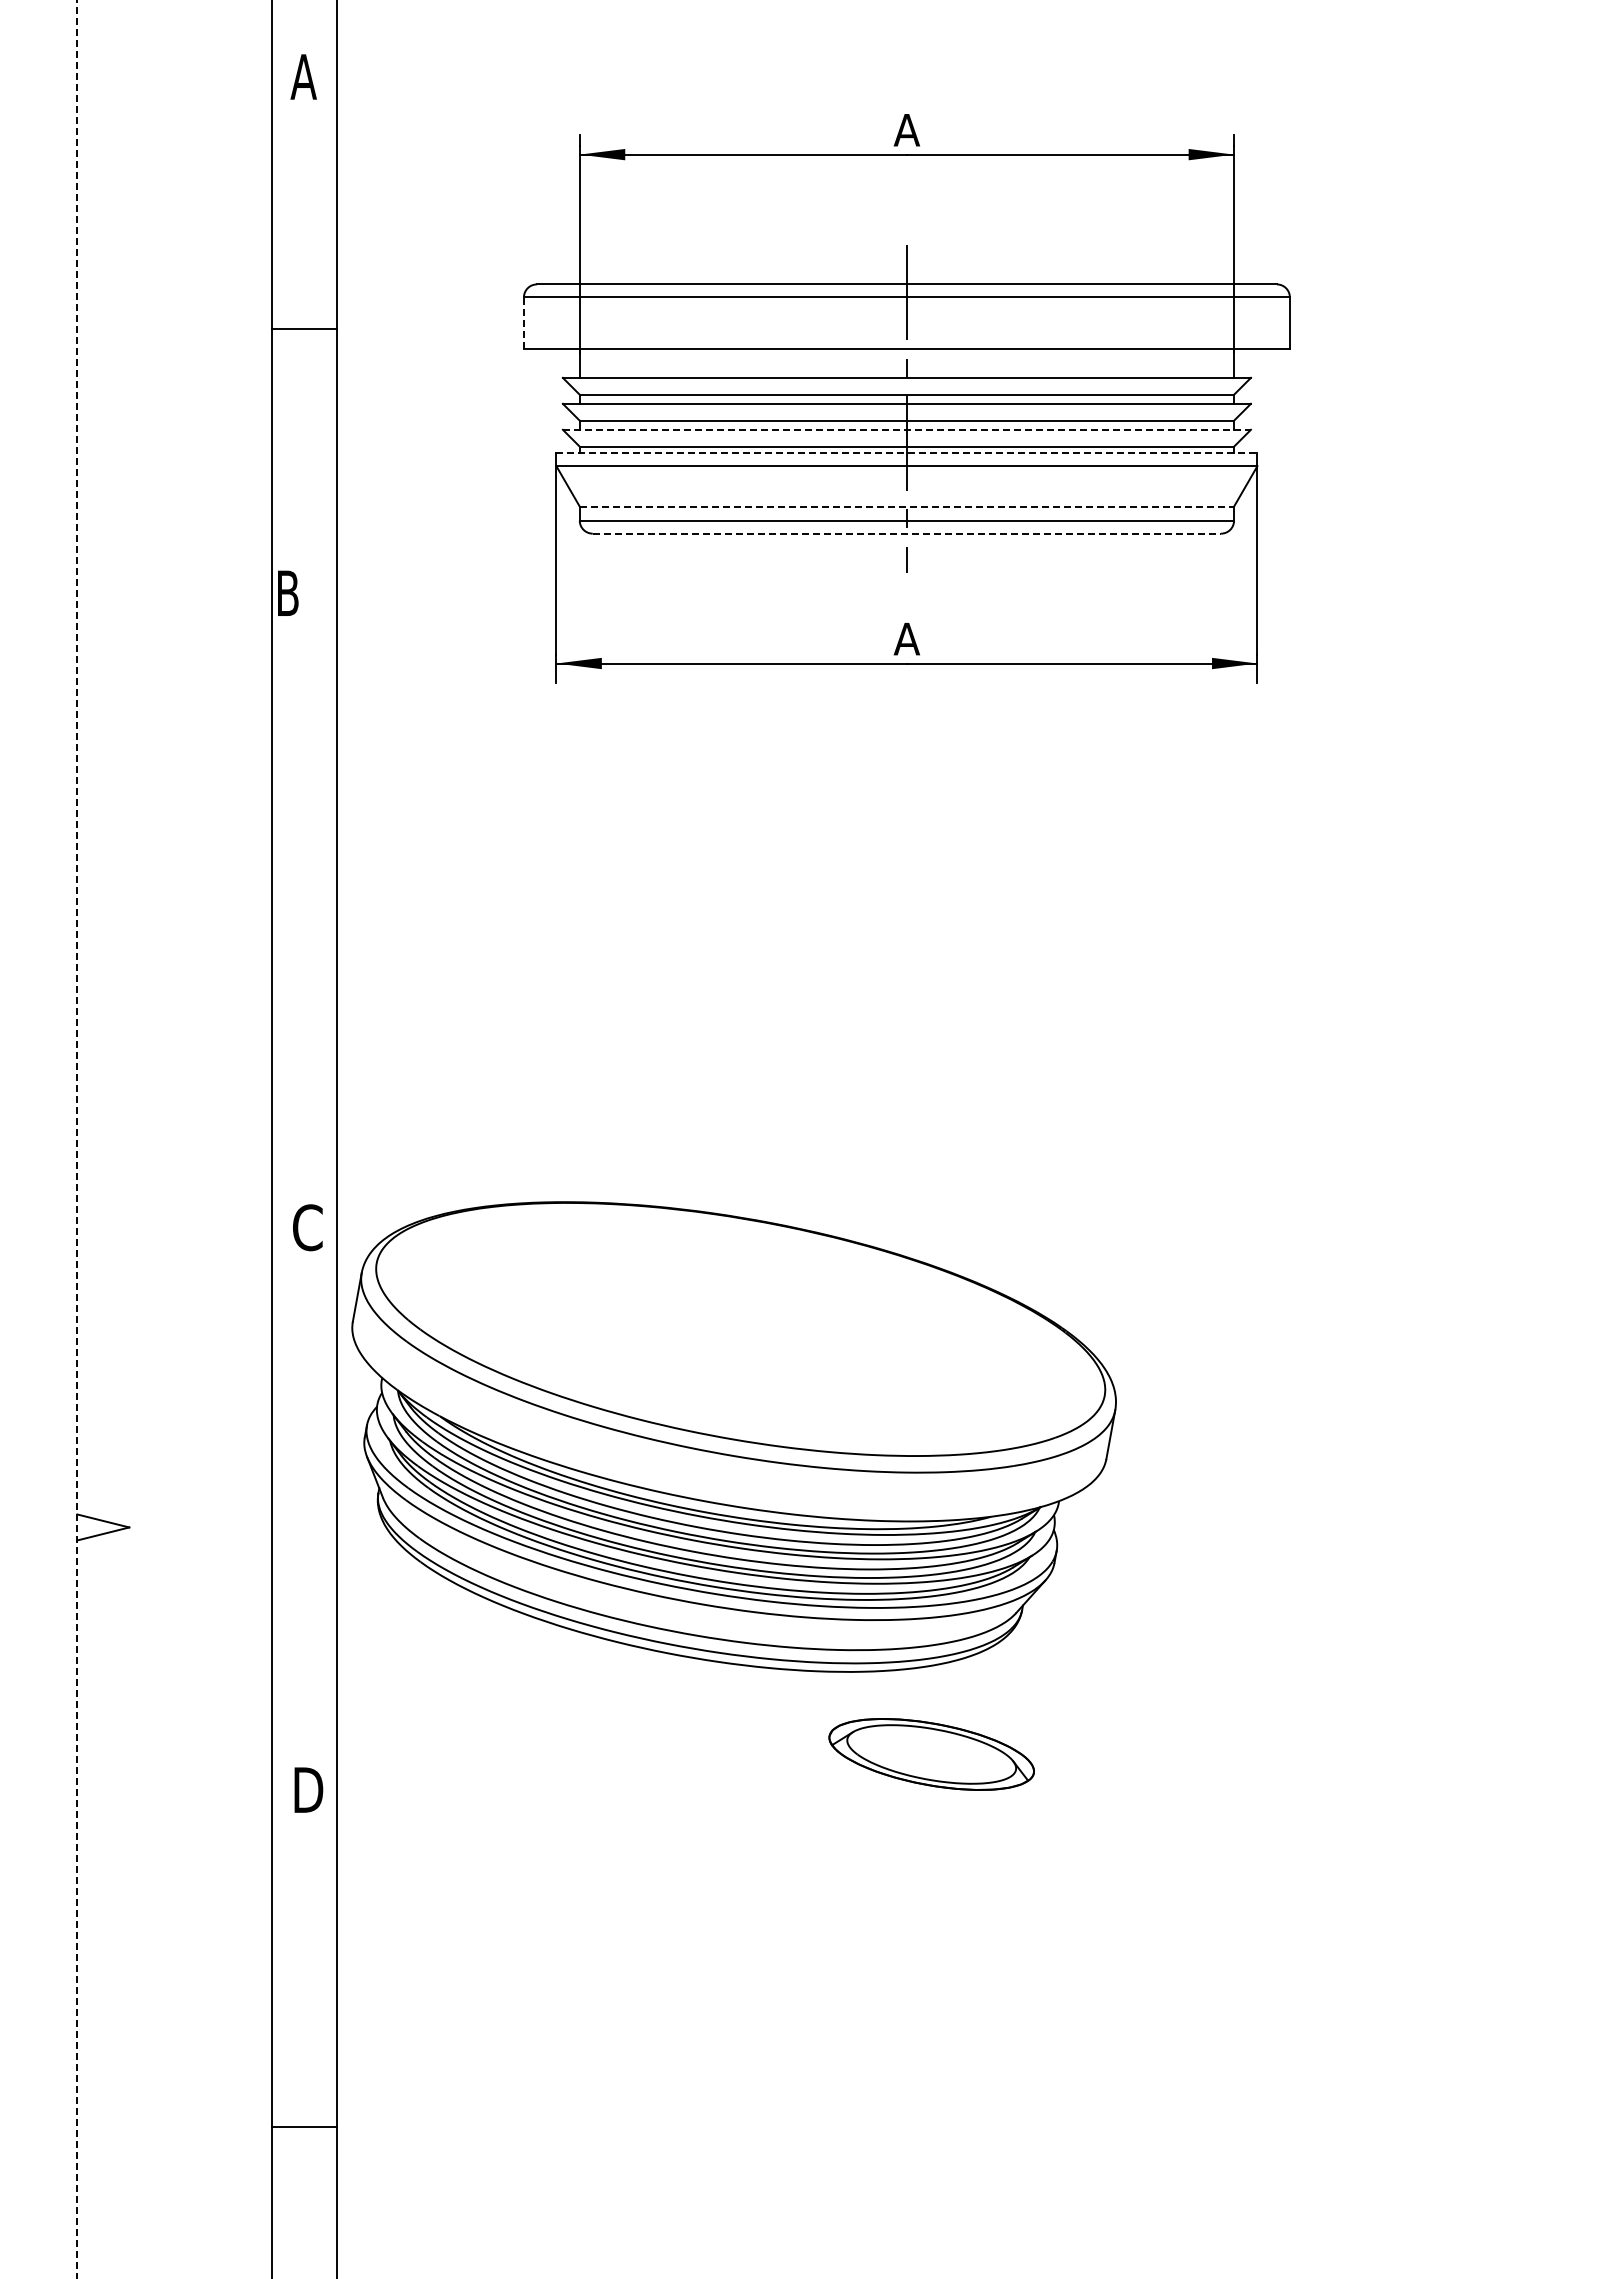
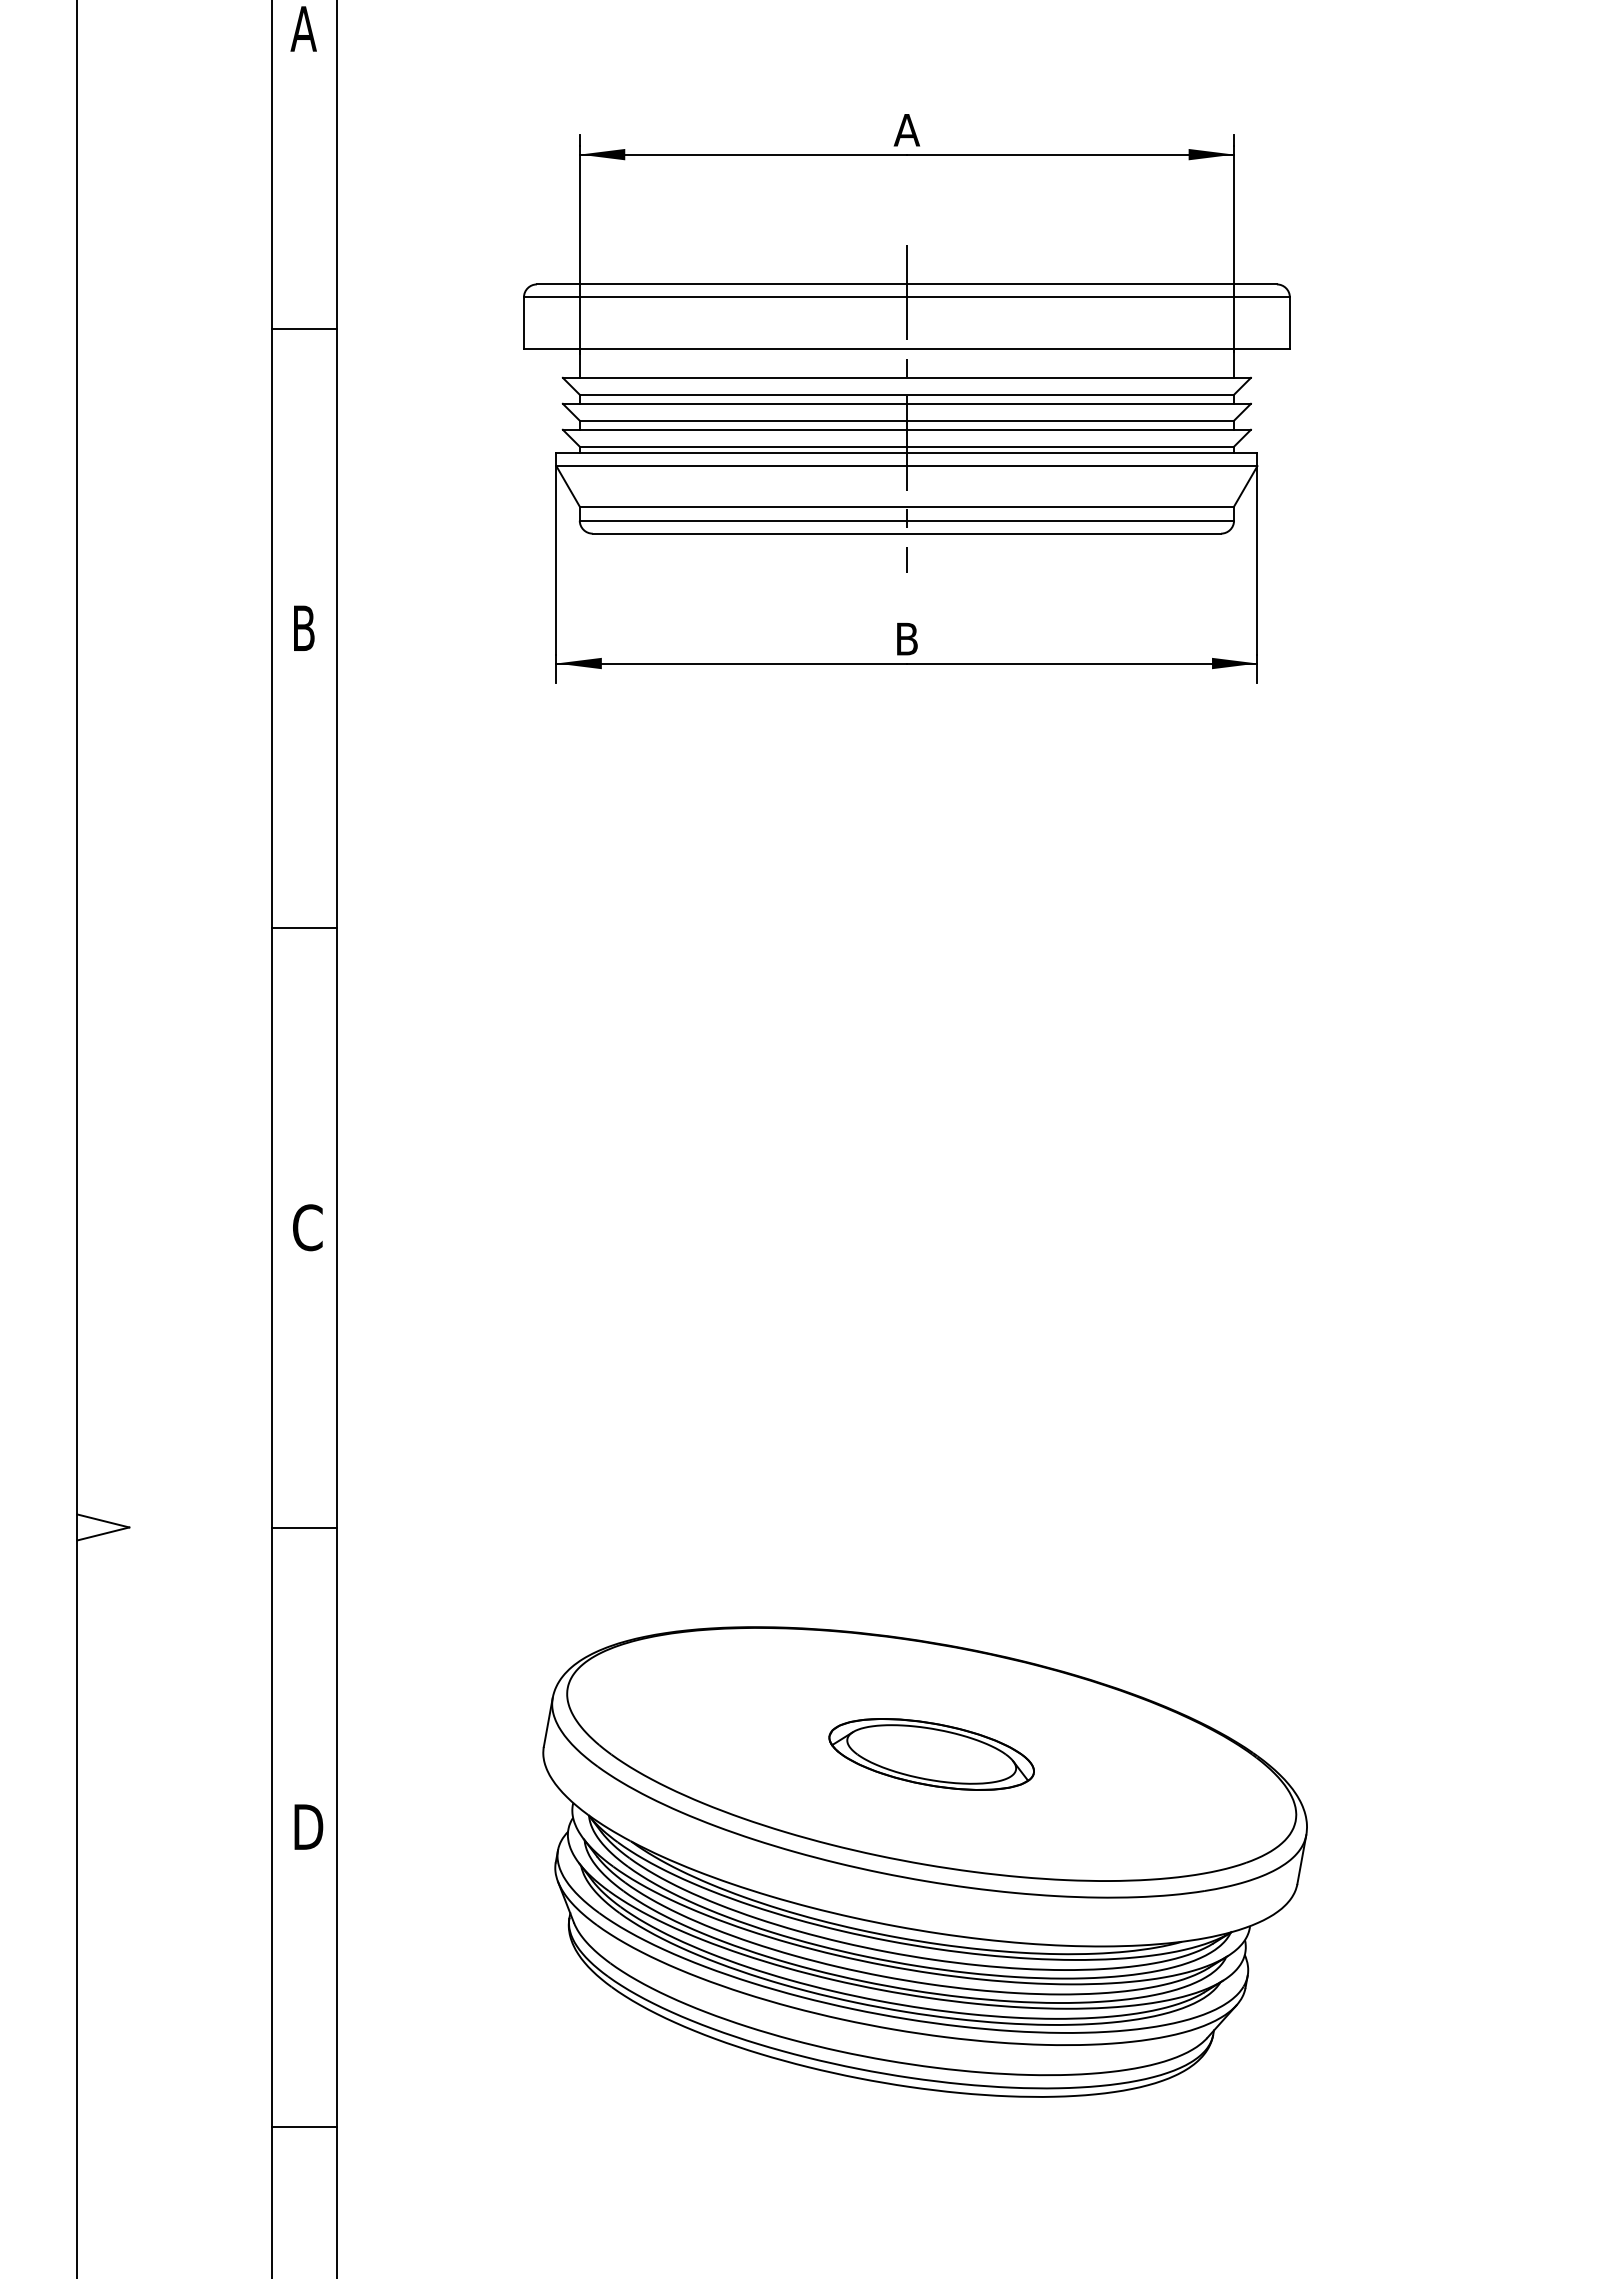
text position: (303, 76) -> (303, 28) (303, 28)
line: dashed -> solid (523, 323)
line: dashed -> solid (907, 429)
line: dashed -> solid (906, 453)
line: dashed -> solid (907, 506)
line: dashed -> solid (907, 533)
text position: (288, 592) -> (304, 627) (304, 627)
text: A -> B (906, 638)
line: none -> present (304, 928)
line: dashed -> solid (77, 1139)
part position: (733, 1436) -> (924, 1861) (924, 1861)
line: none -> present (304, 1527)
text position: (308, 1789) -> (308, 1826) (308, 1826)
